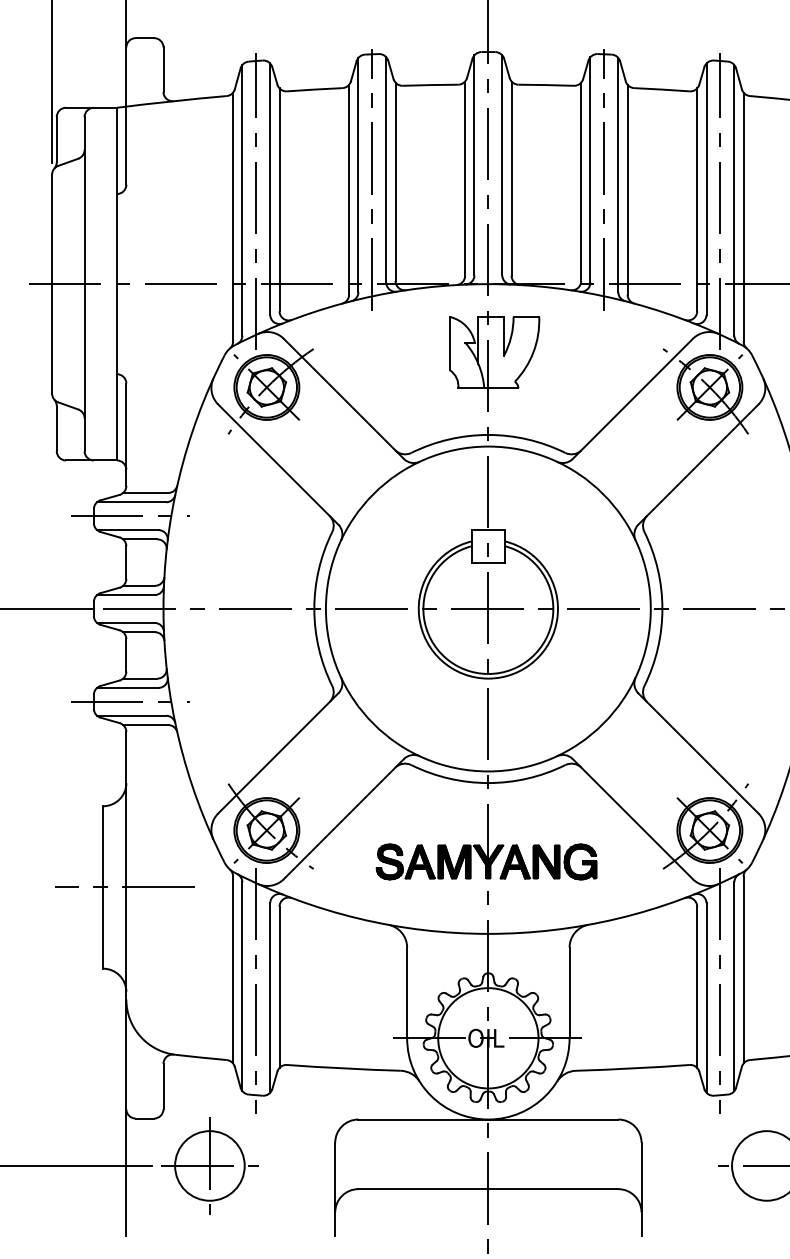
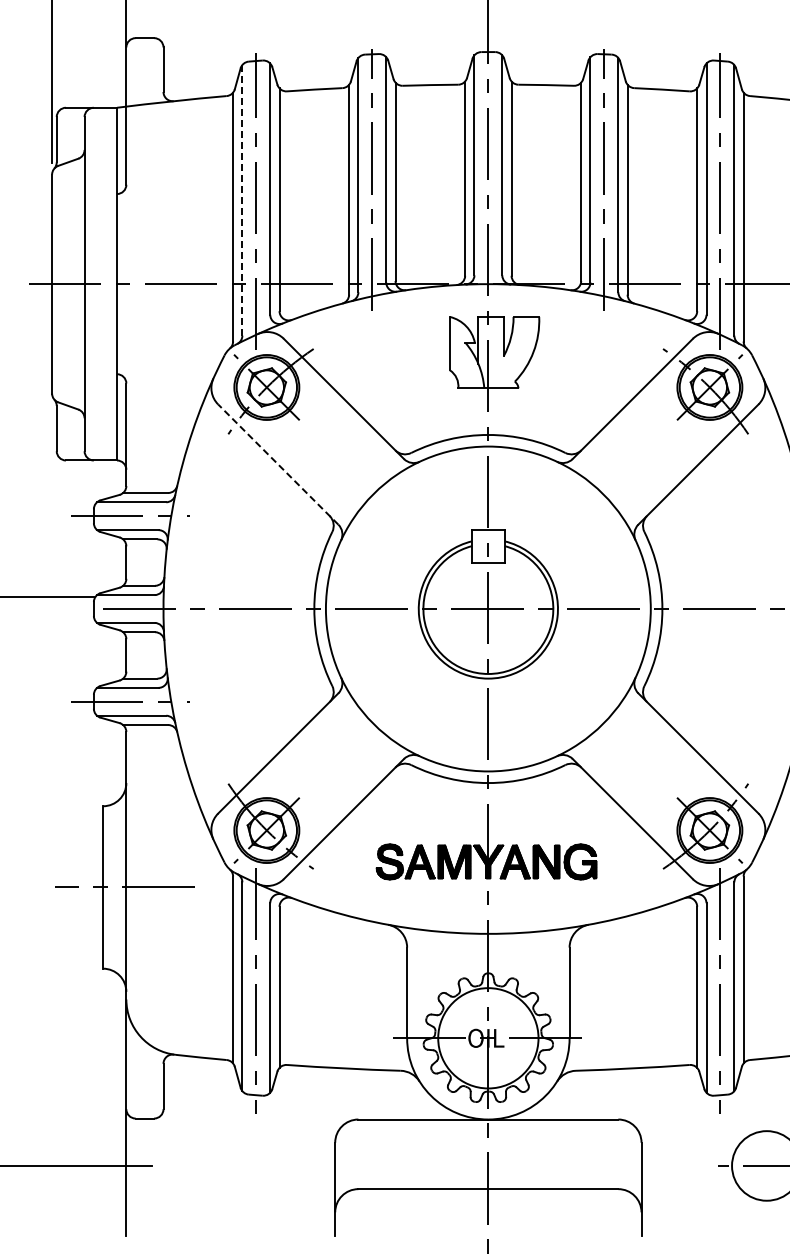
line: solid -> dashed (242, 199)
line: solid -> dashed (278, 464)
line position: (47, 609) -> (47, 597) (47, 597)
part: present -> none (209, 1165)
